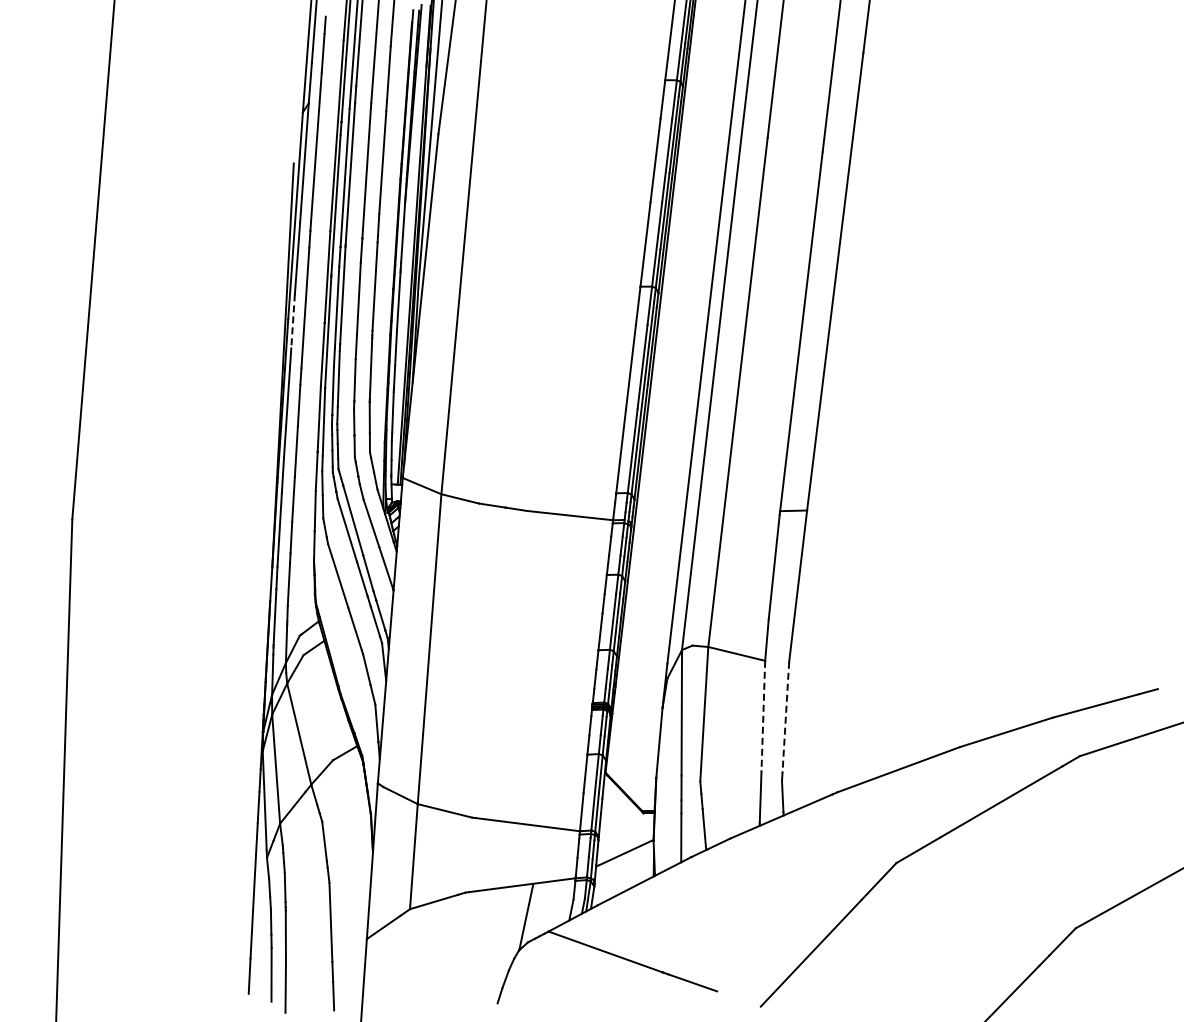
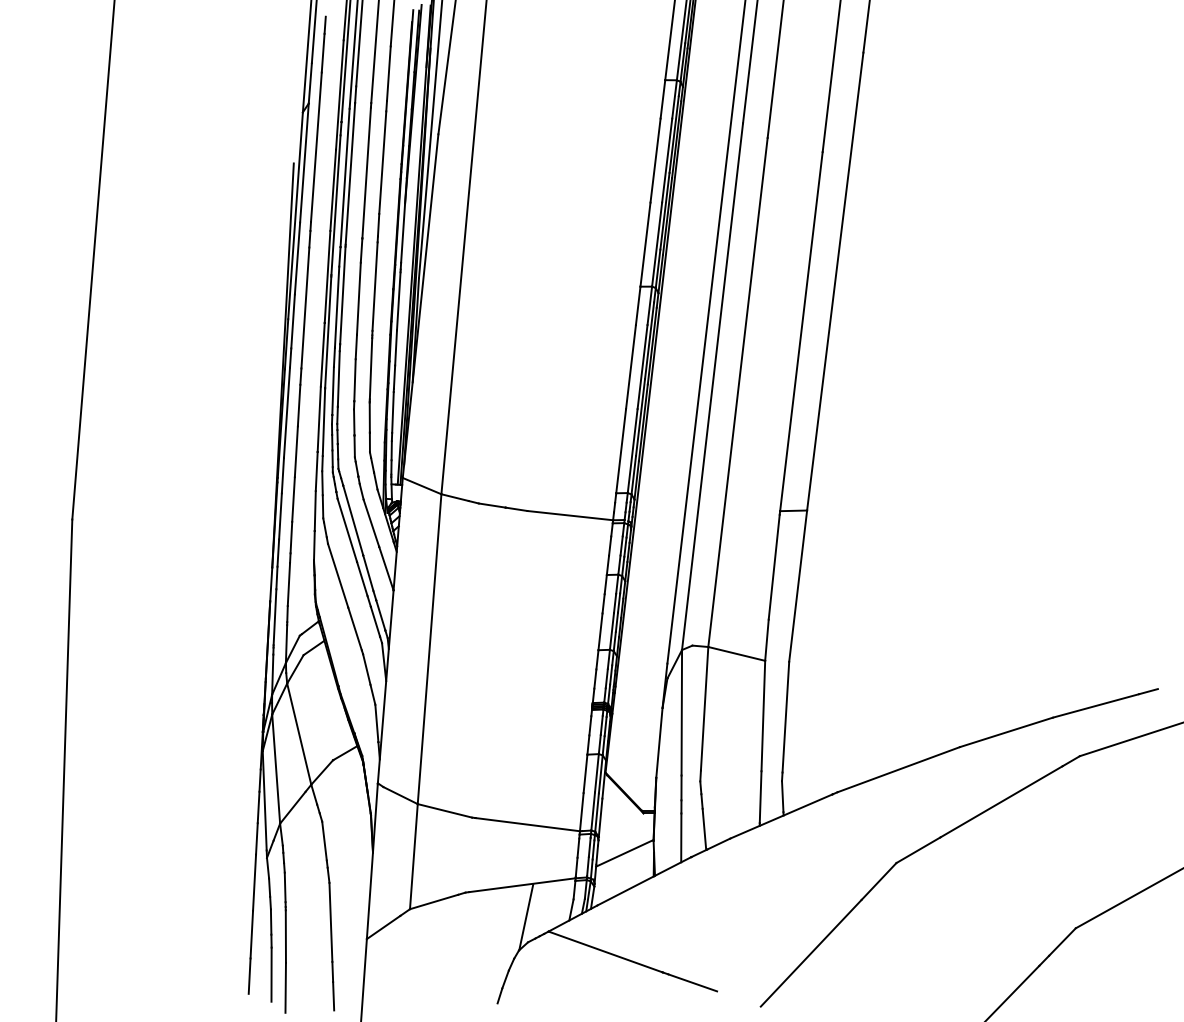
line: dashed -> solid (293, 321)
line: dashed -> solid (763, 716)
line: dashed -> solid (785, 717)
